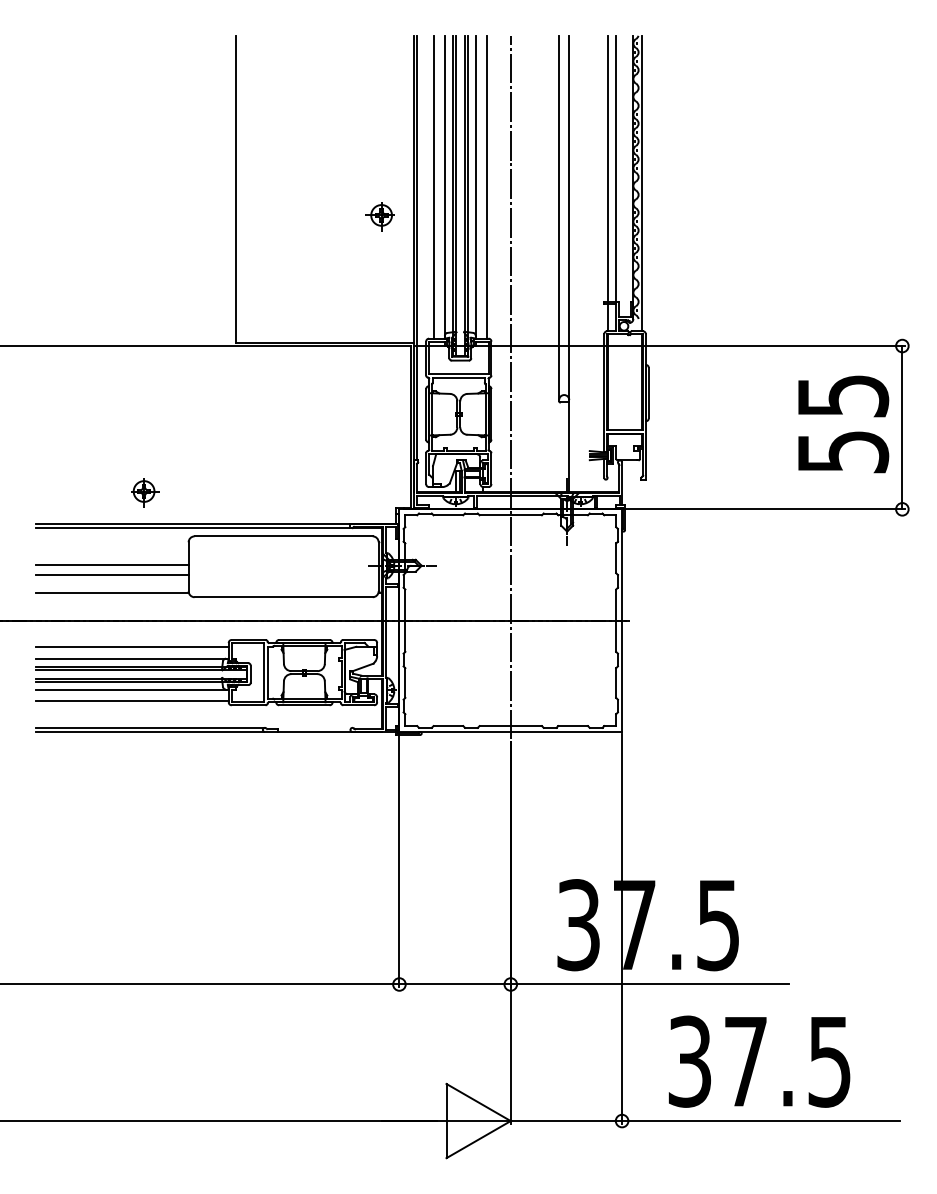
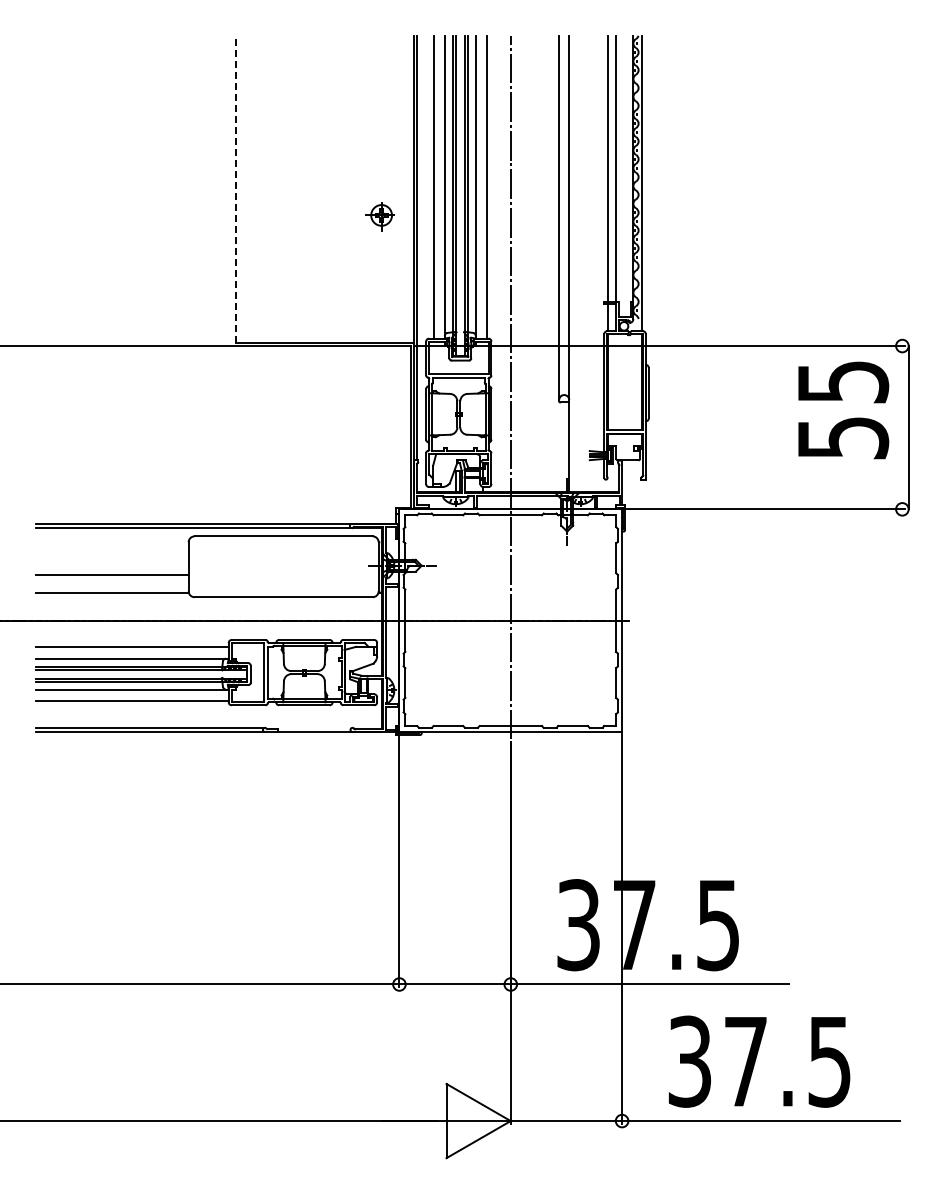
line: solid -> dashed (236, 189)
text position: (843, 424) -> (843, 410) (843, 410)
line position: (902, 427) -> (909, 427) (909, 427)
part: present -> none (145, 492)
line: present -> none (111, 565)
